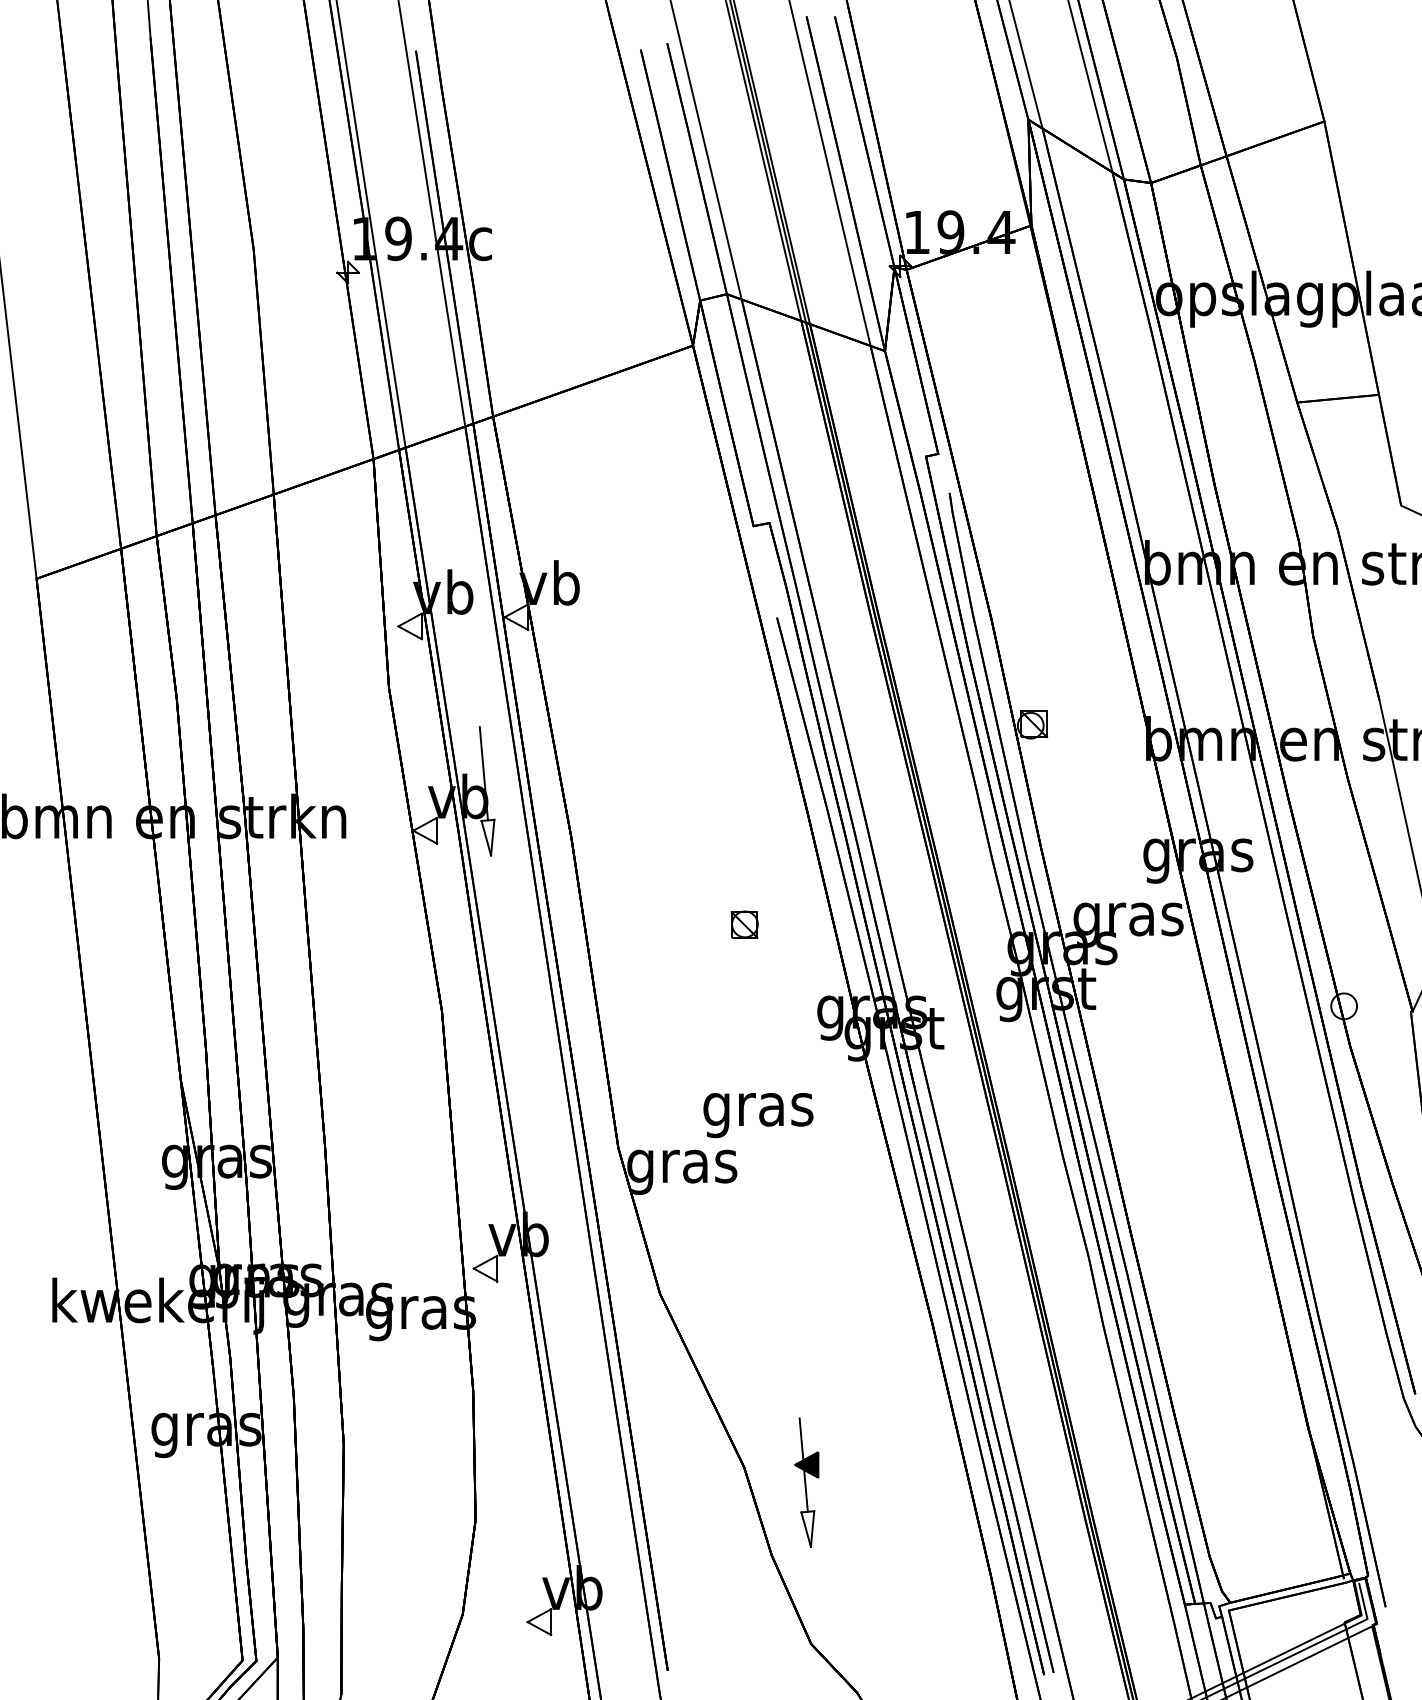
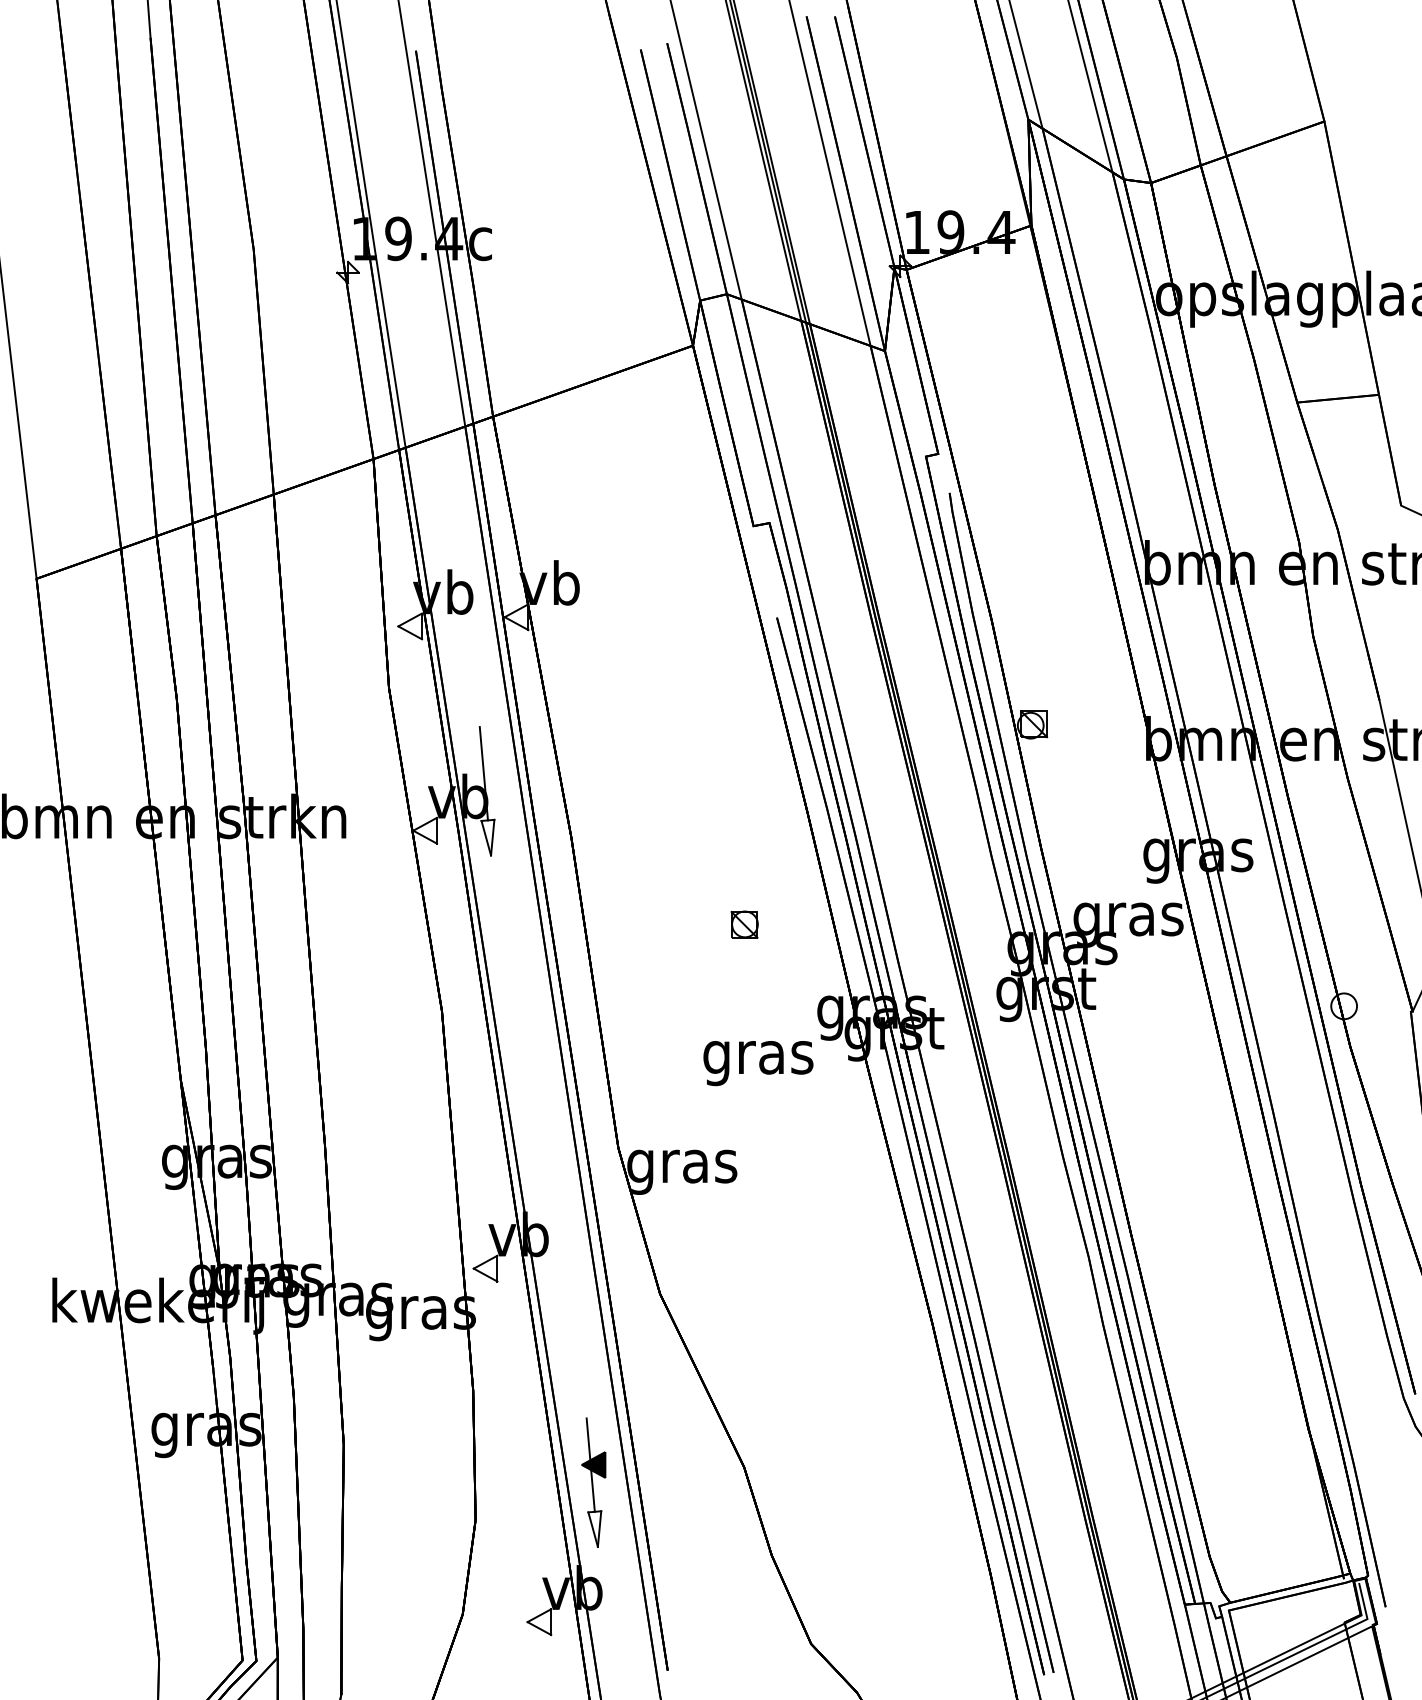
text position: (758, 1115) -> (758, 1063) (758, 1063)
part position: (806, 1482) -> (593, 1482) (593, 1482)
